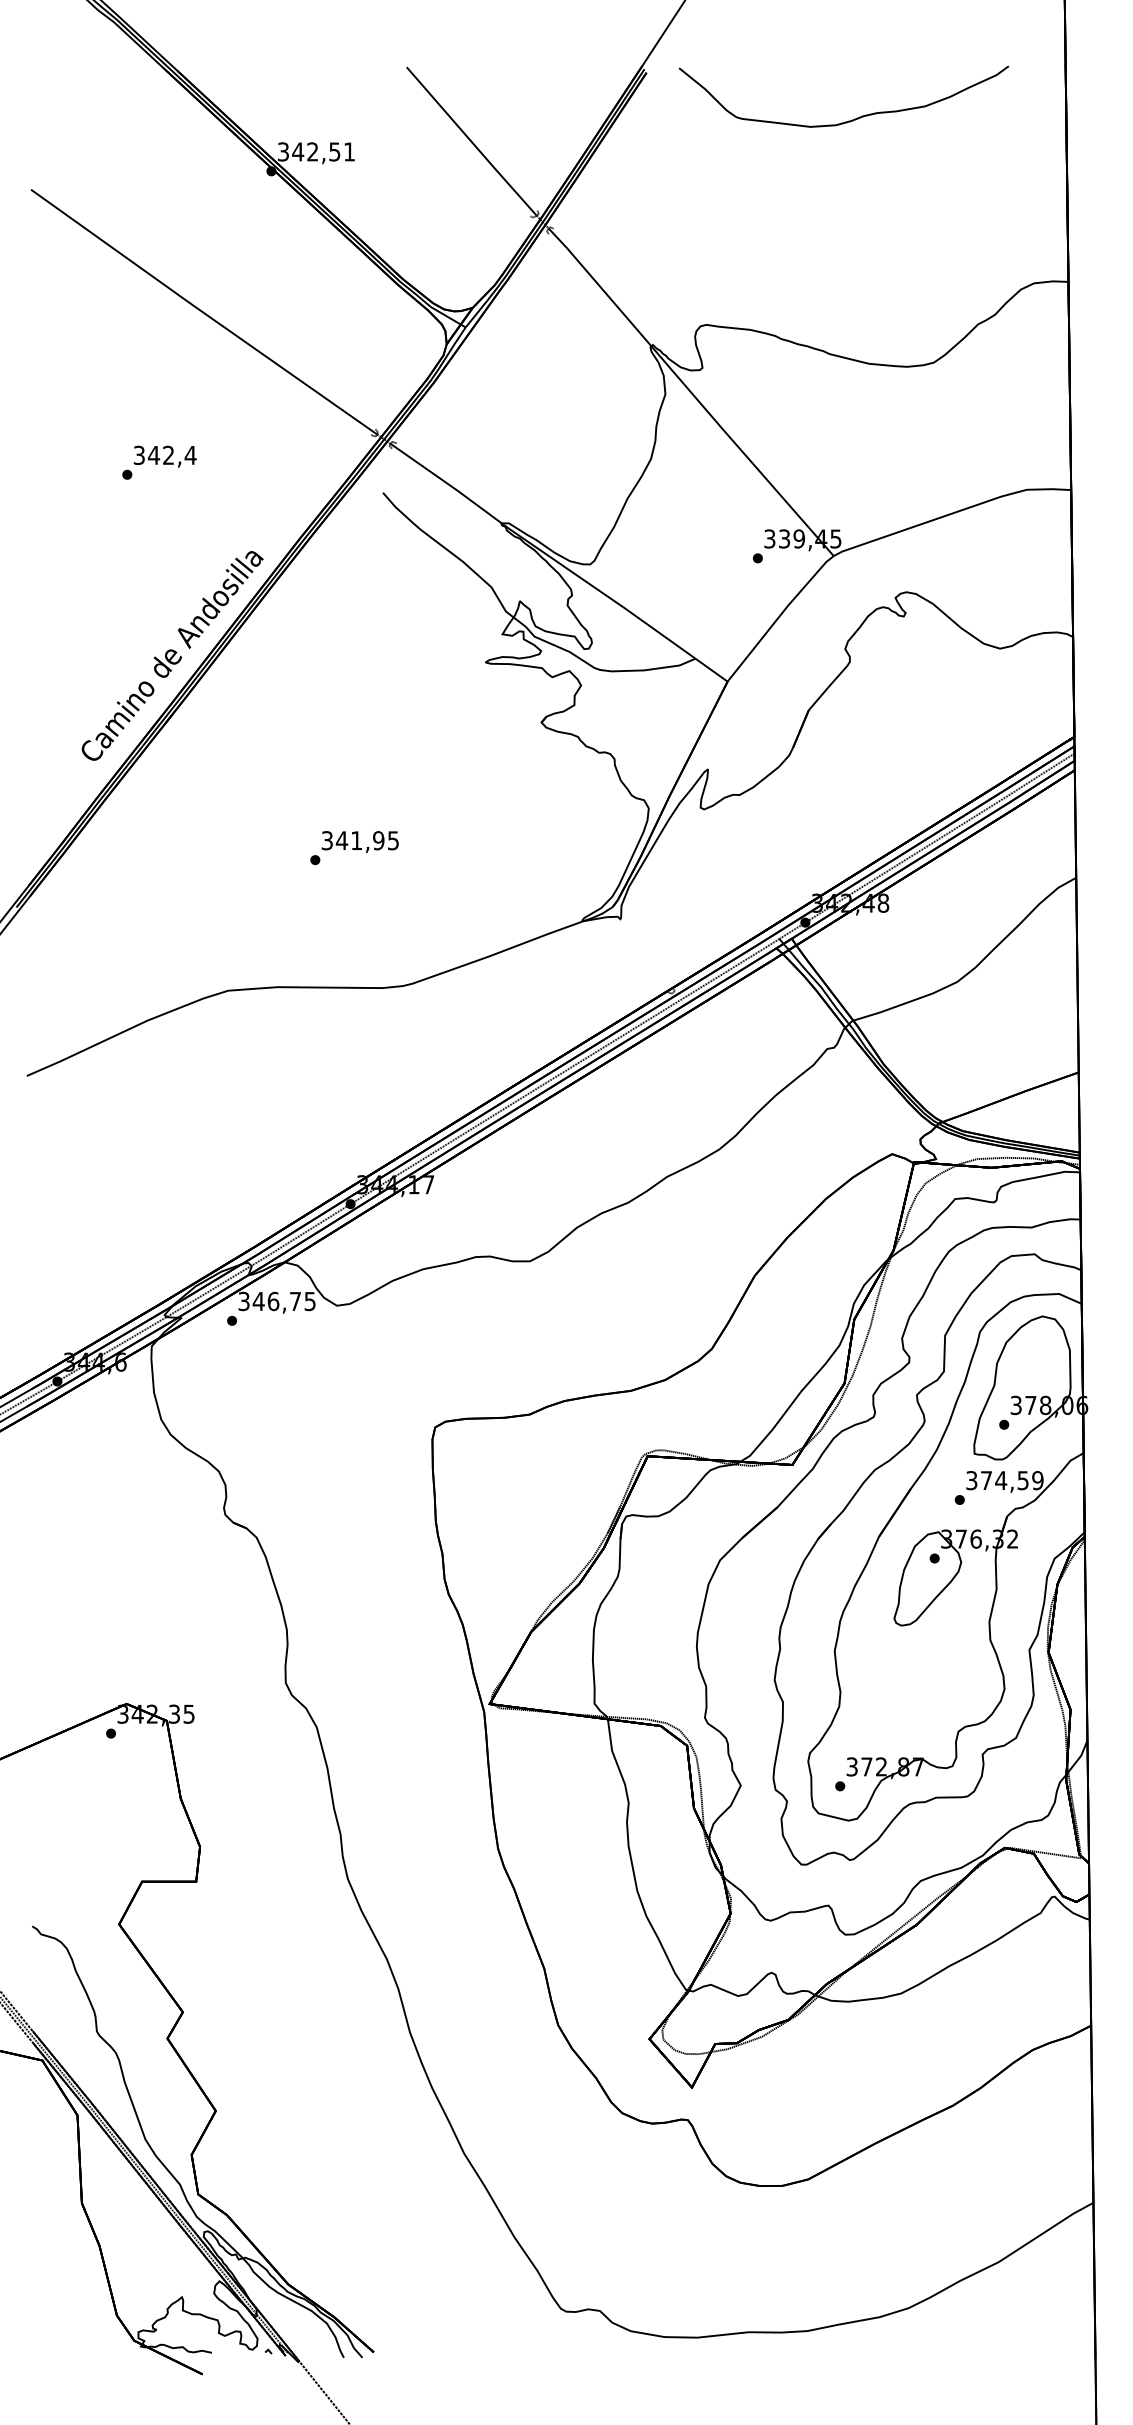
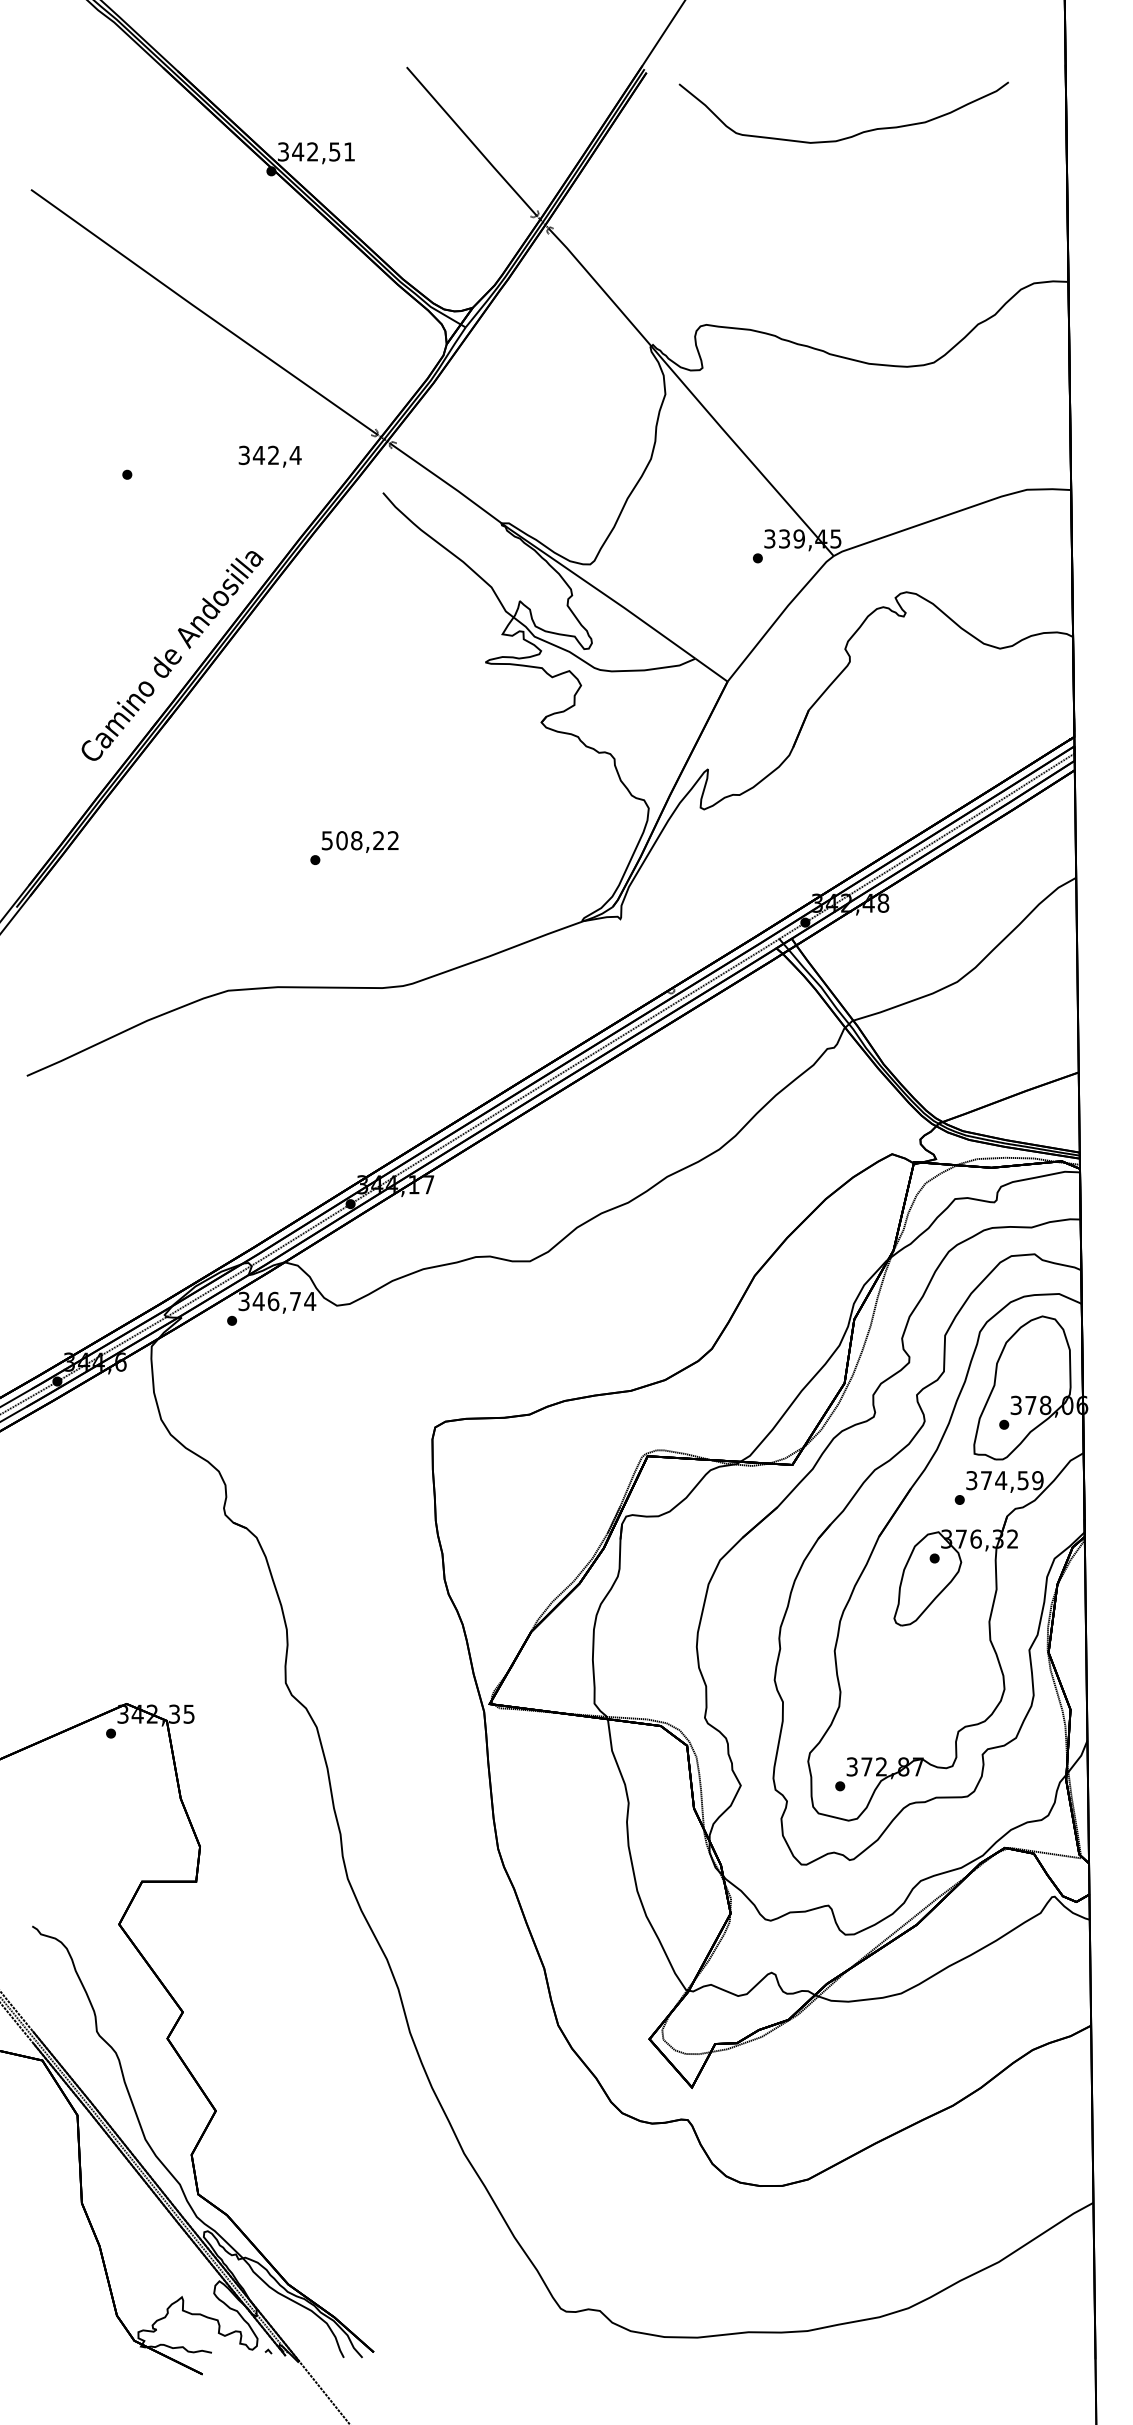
part position: (848, 120) -> (848, 136) (848, 136)
text position: (164, 456) -> (269, 456) (269, 456)
text: 341,95 -> 508,22 (360, 840)
text: 346,75 -> 346,74 (310, 1301)
